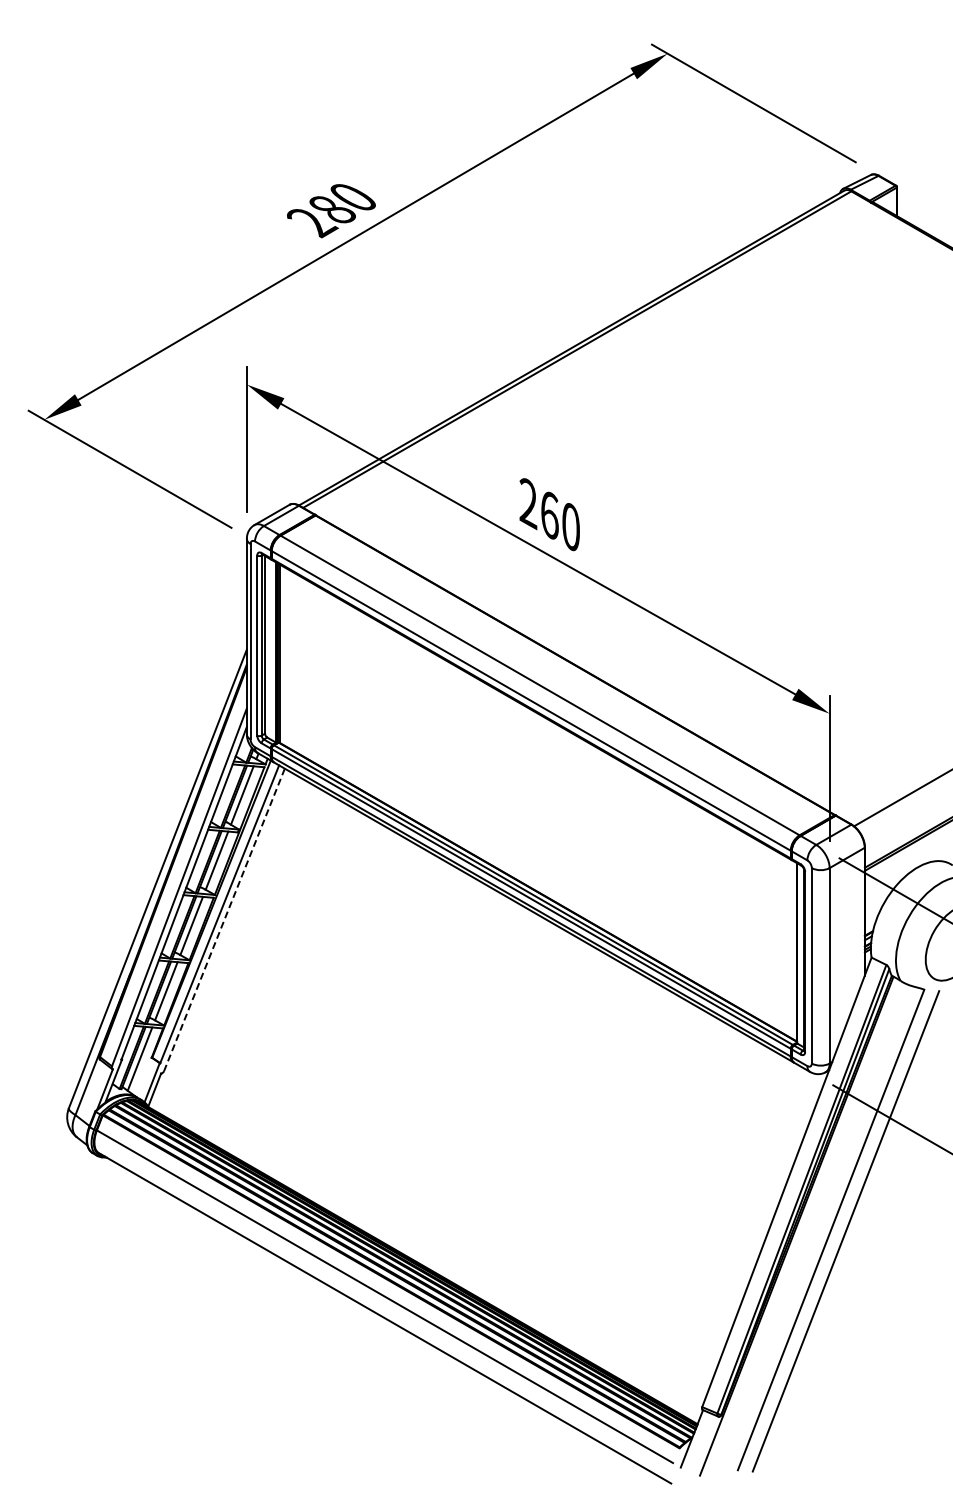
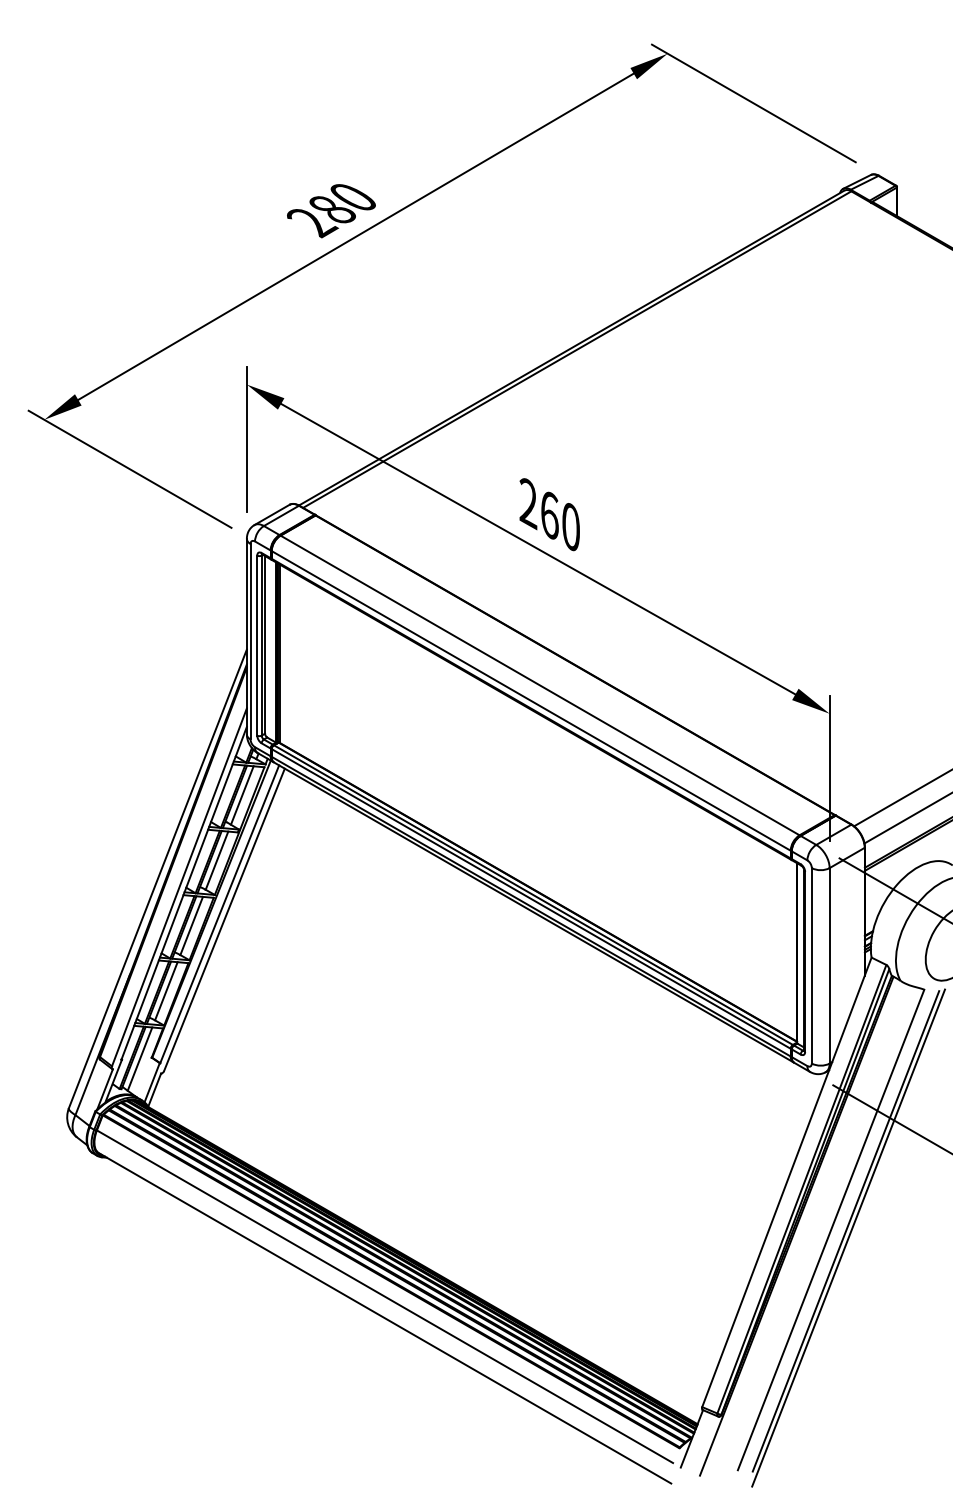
line: none -> present (906, 818)
line: dashed -> solid (224, 919)
line: none -> present (848, 1237)
